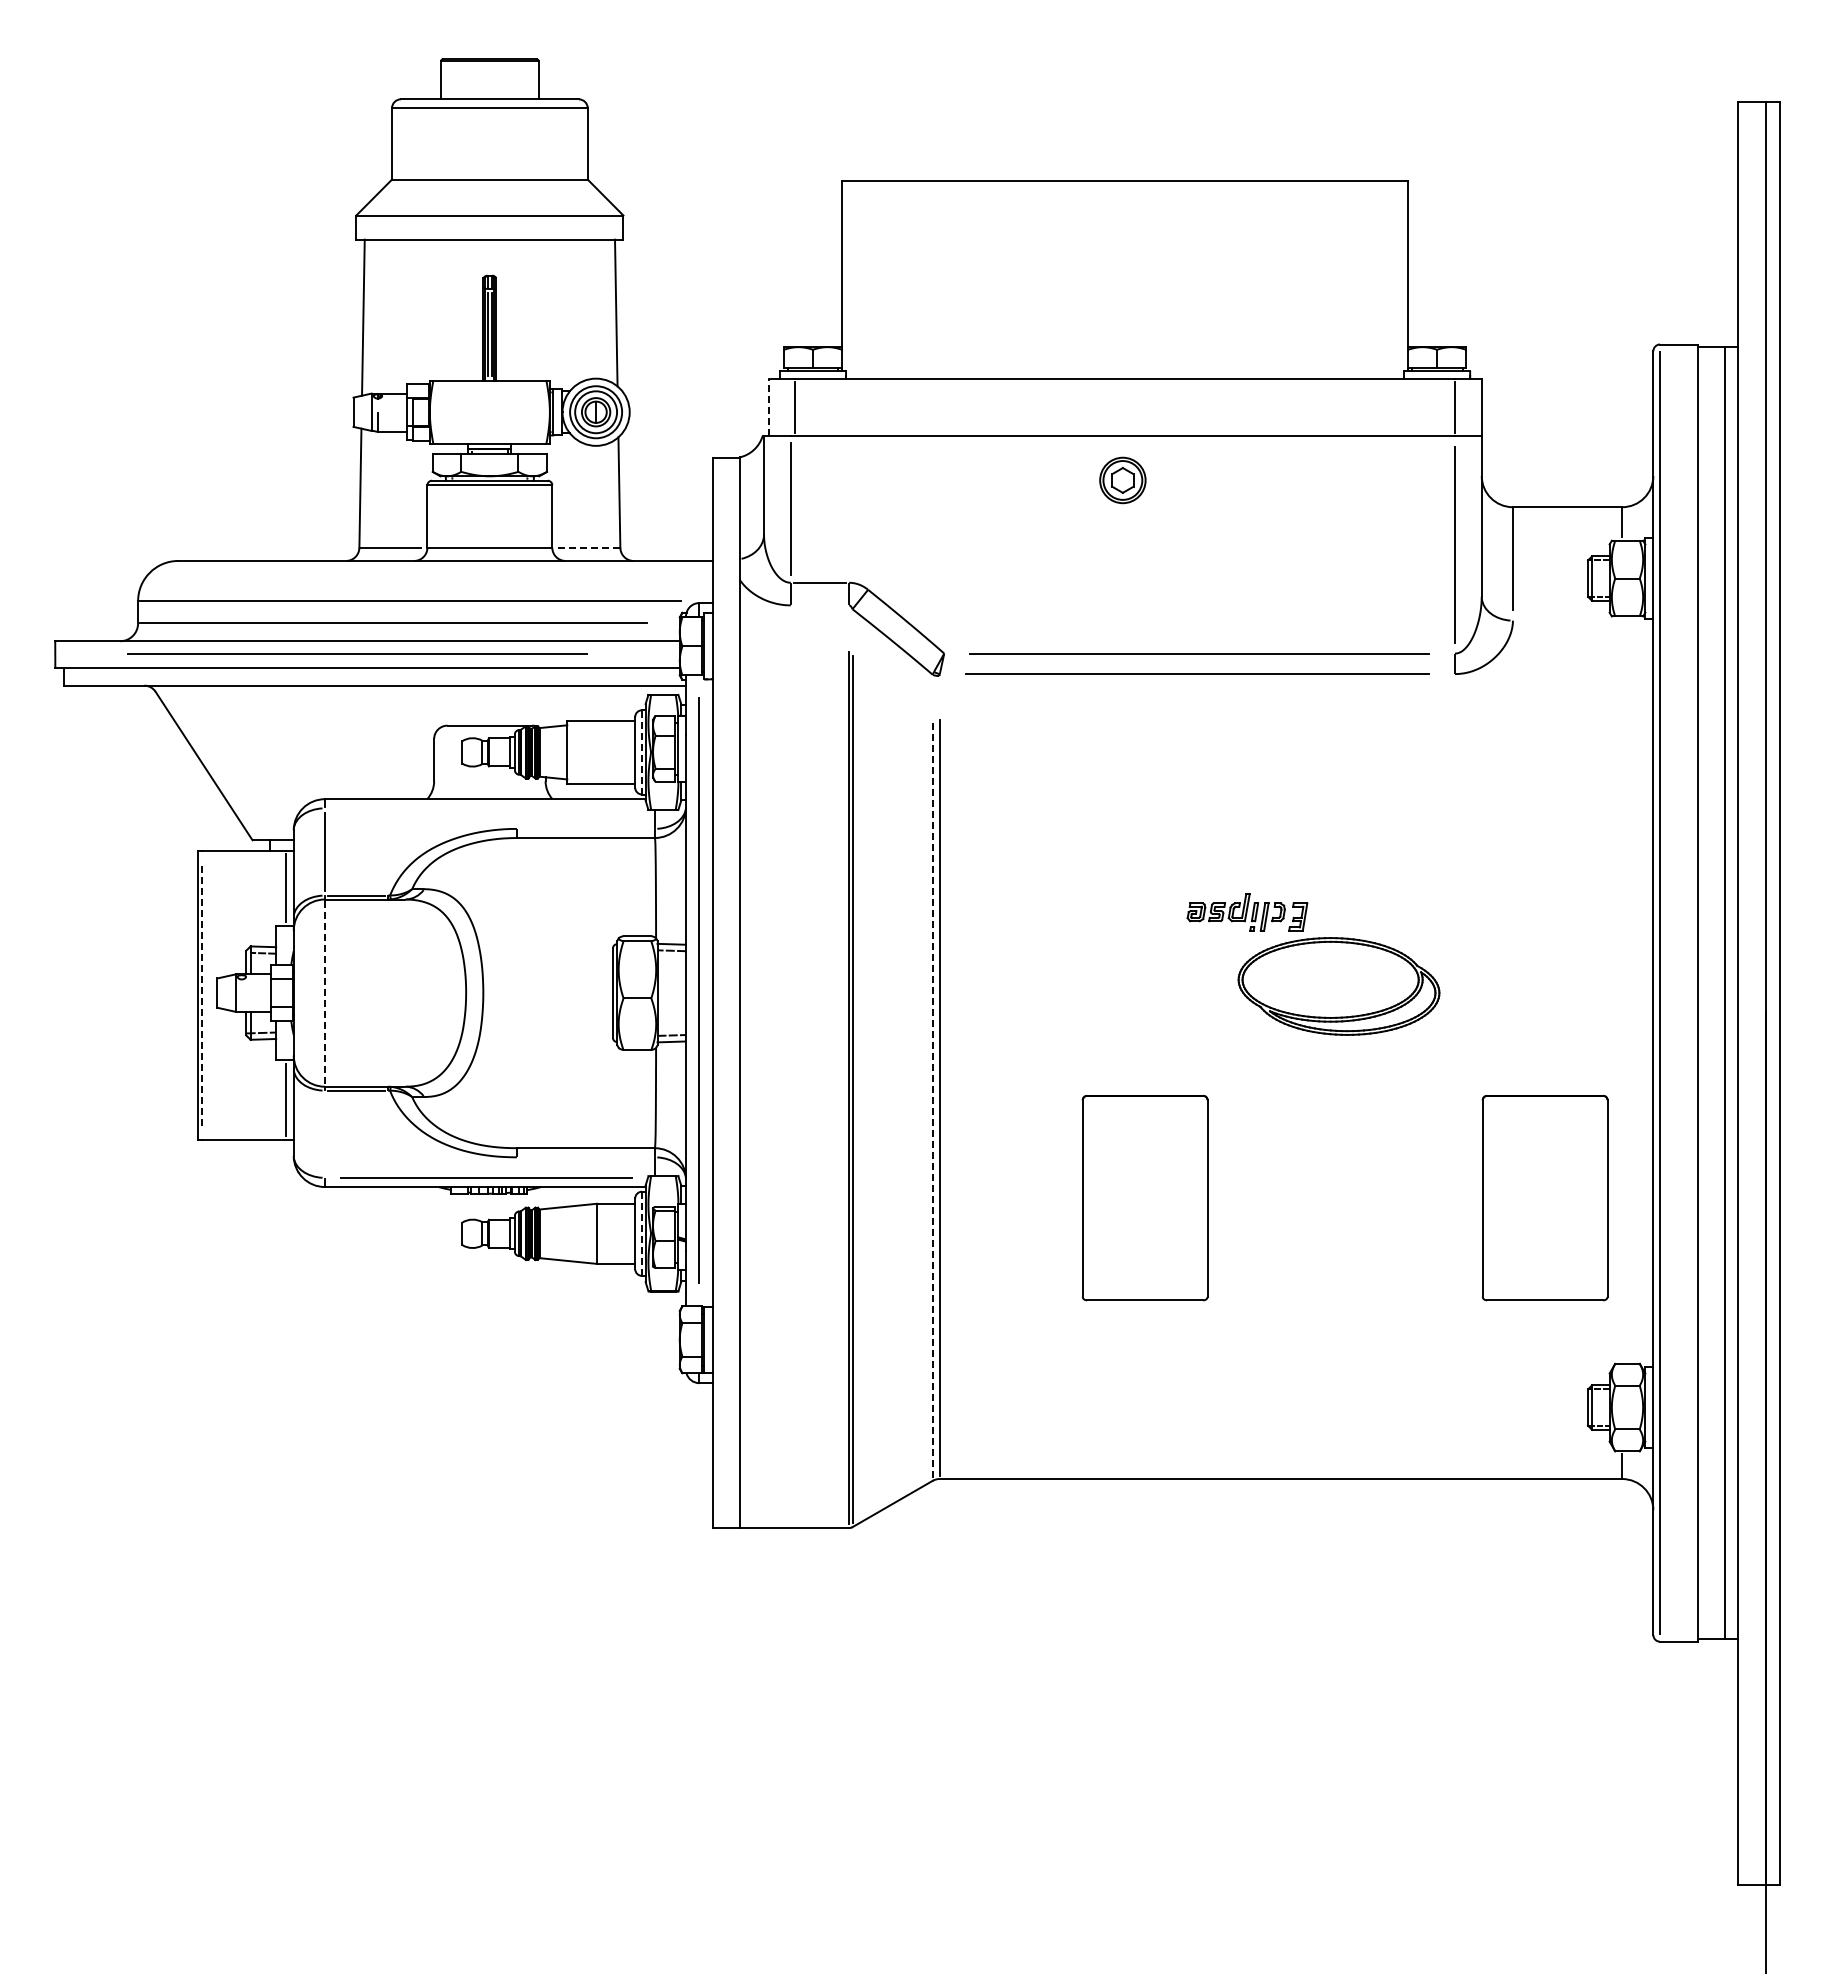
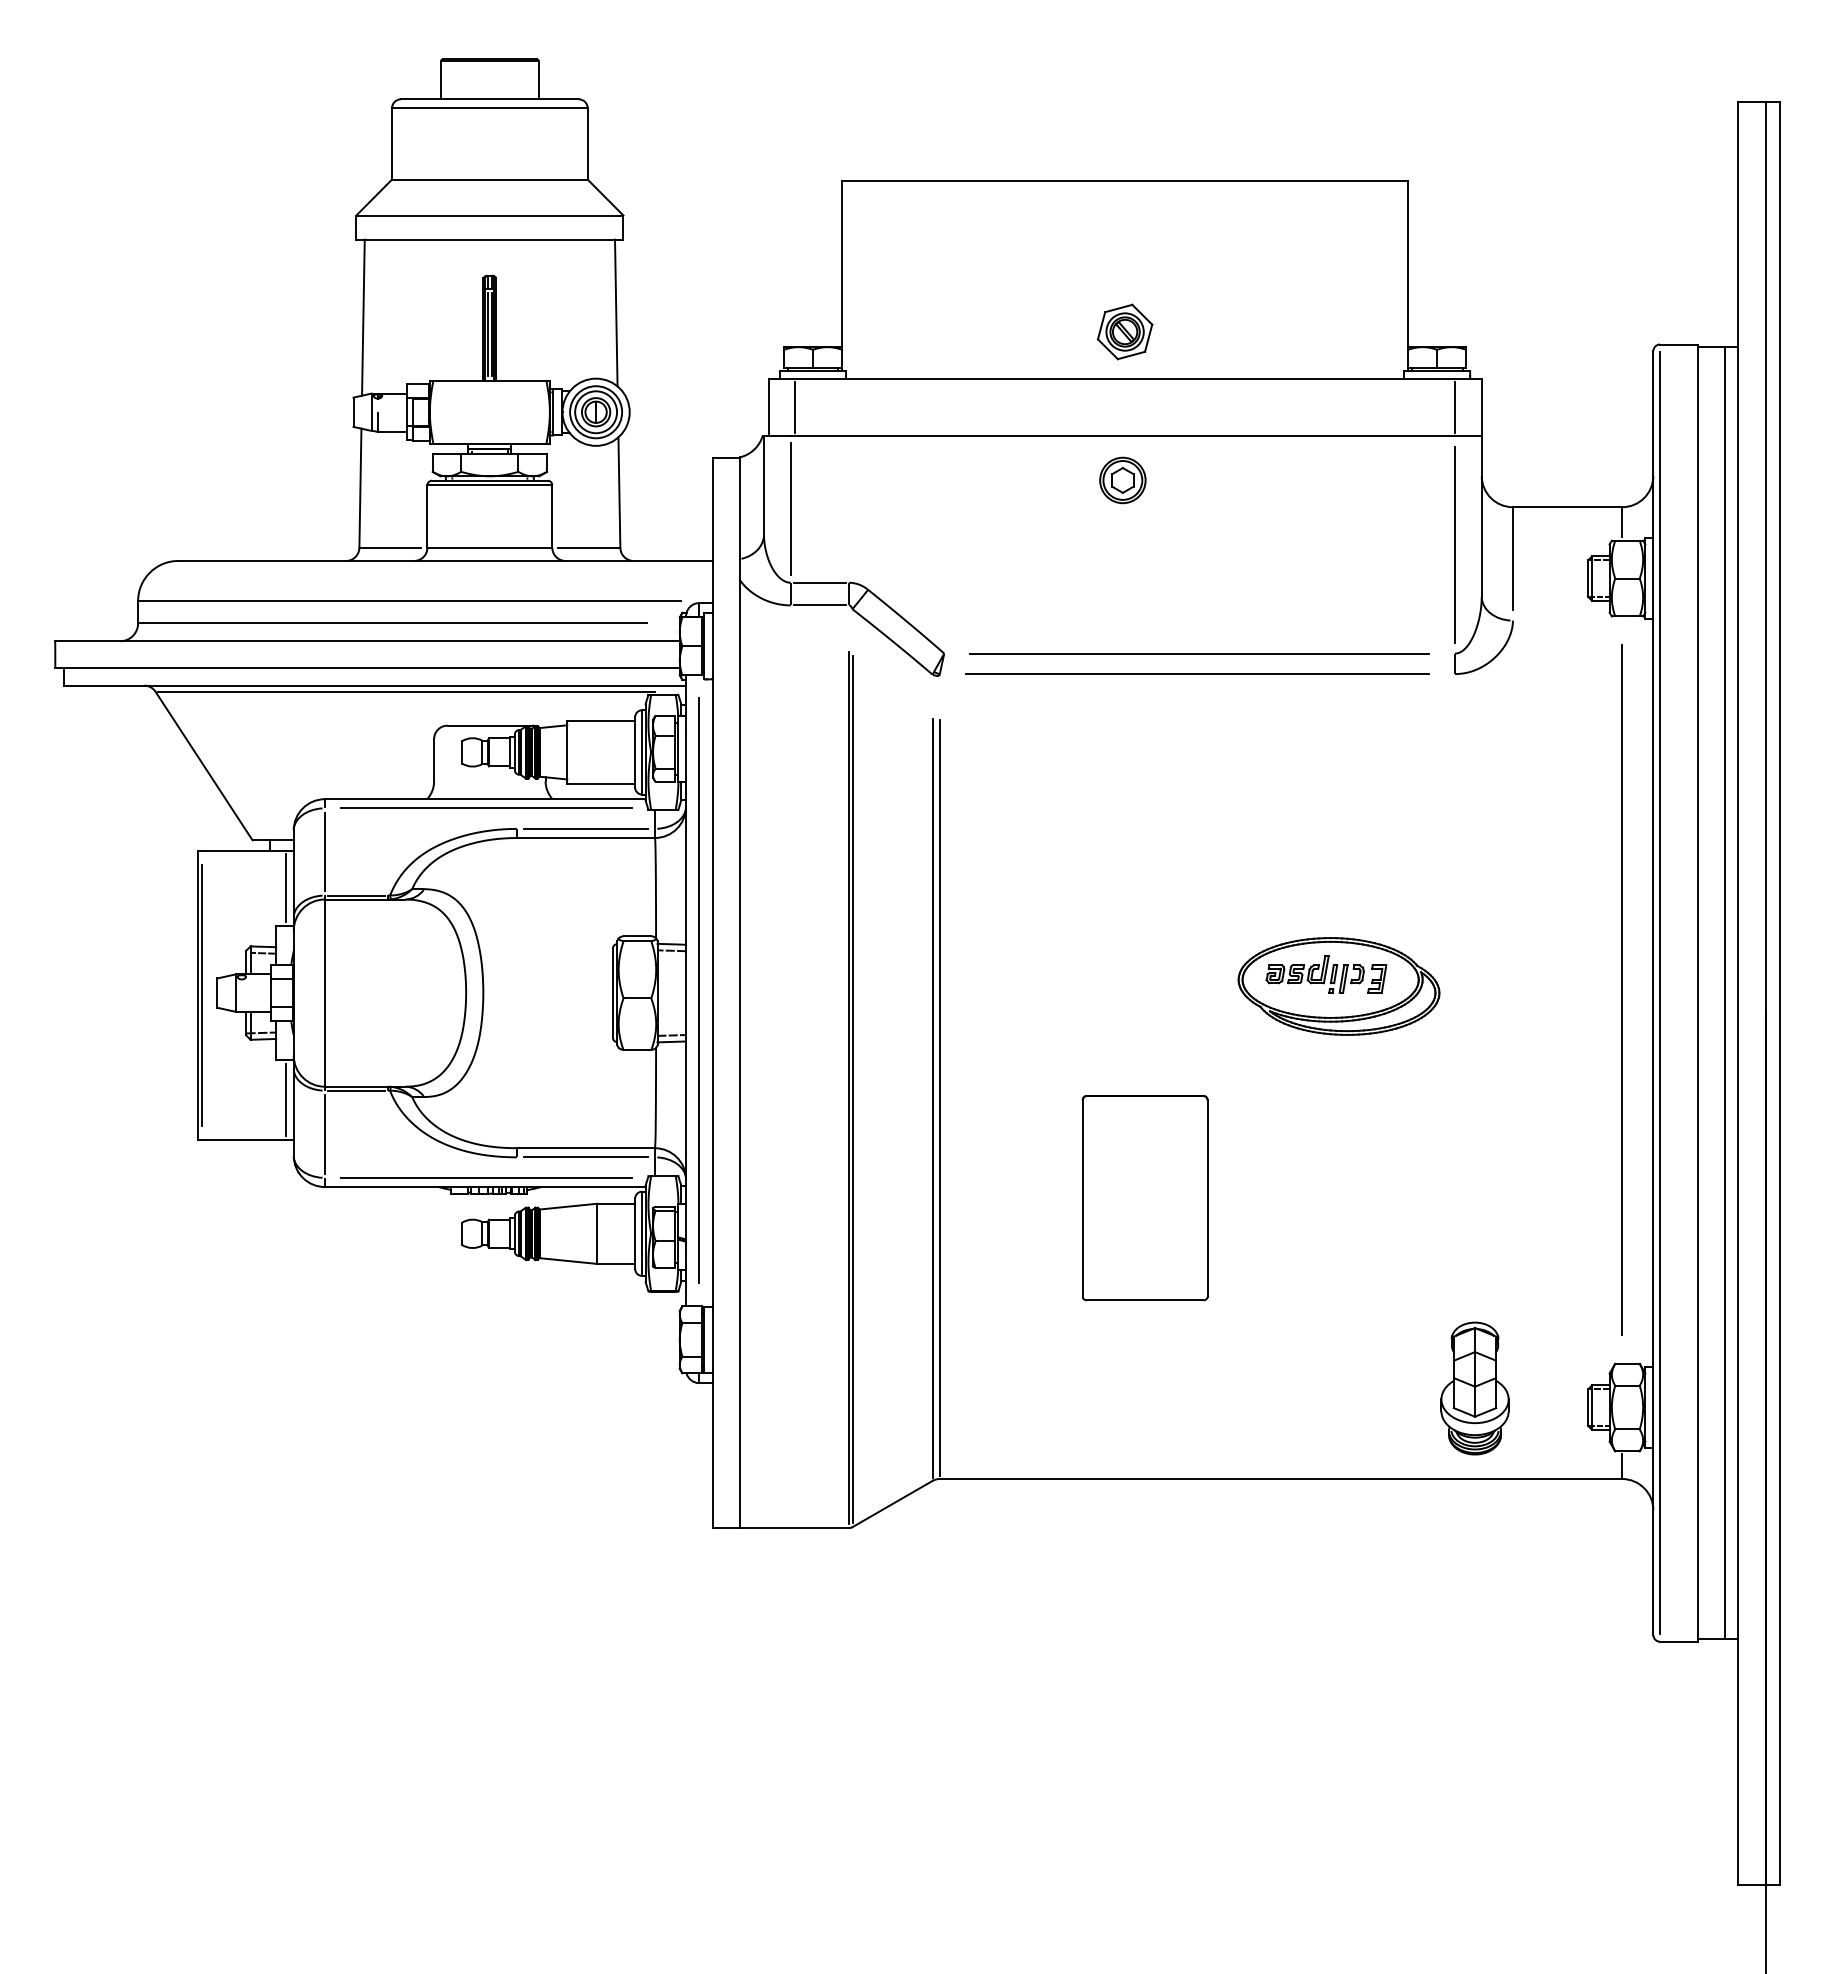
part: none -> present (1124, 331)
line: dashed -> solid (768, 407)
line: dashed -> solid (589, 547)
line: none -> present (819, 605)
line: present -> none (357, 653)
line: none -> present (406, 691)
line: dashed -> solid (641, 752)
line: none -> present (486, 808)
line: none -> present (585, 828)
part position: (1247, 912) -> (1326, 974) (1326, 974)
line: none -> present (1622, 989)
line: dashed -> solid (324, 993)
line: dashed -> solid (202, 994)
line: dashed -> solid (932, 1097)
line: none -> present (324, 1134)
line: none -> present (585, 1157)
part: present -> none (1544, 1197)
line: dashed -> solid (641, 1233)
part: none -> present (1474, 1388)
